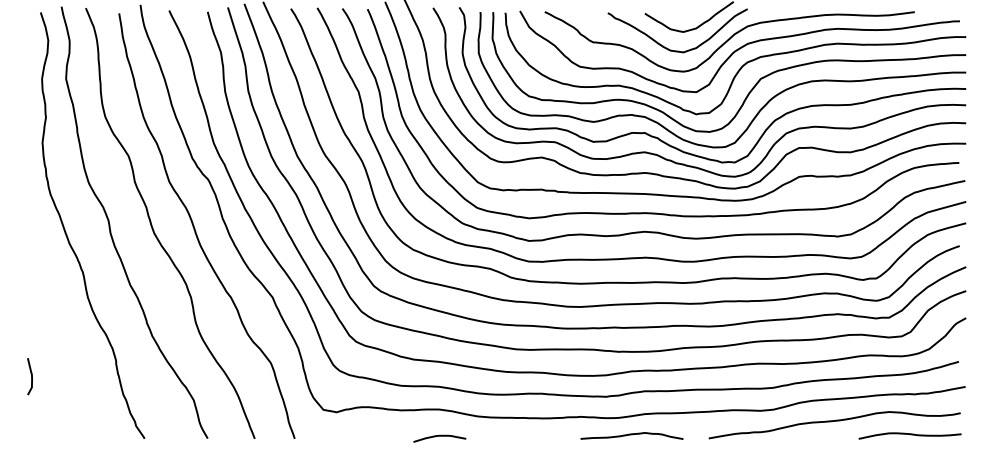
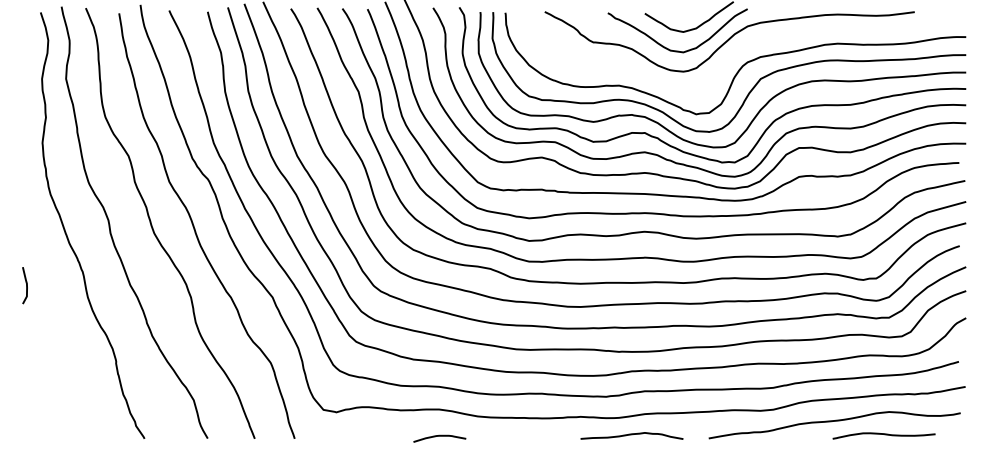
curve: present -> none (738, 50)
curve position: (31, 376) -> (26, 285) (26, 285)
curve position: (909, 434) -> (883, 434) (883, 434)
